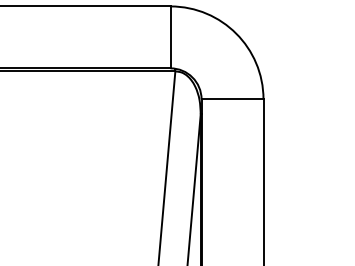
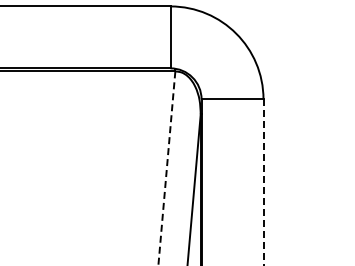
line: solid -> dashed (166, 168)
line: solid -> dashed (263, 182)
